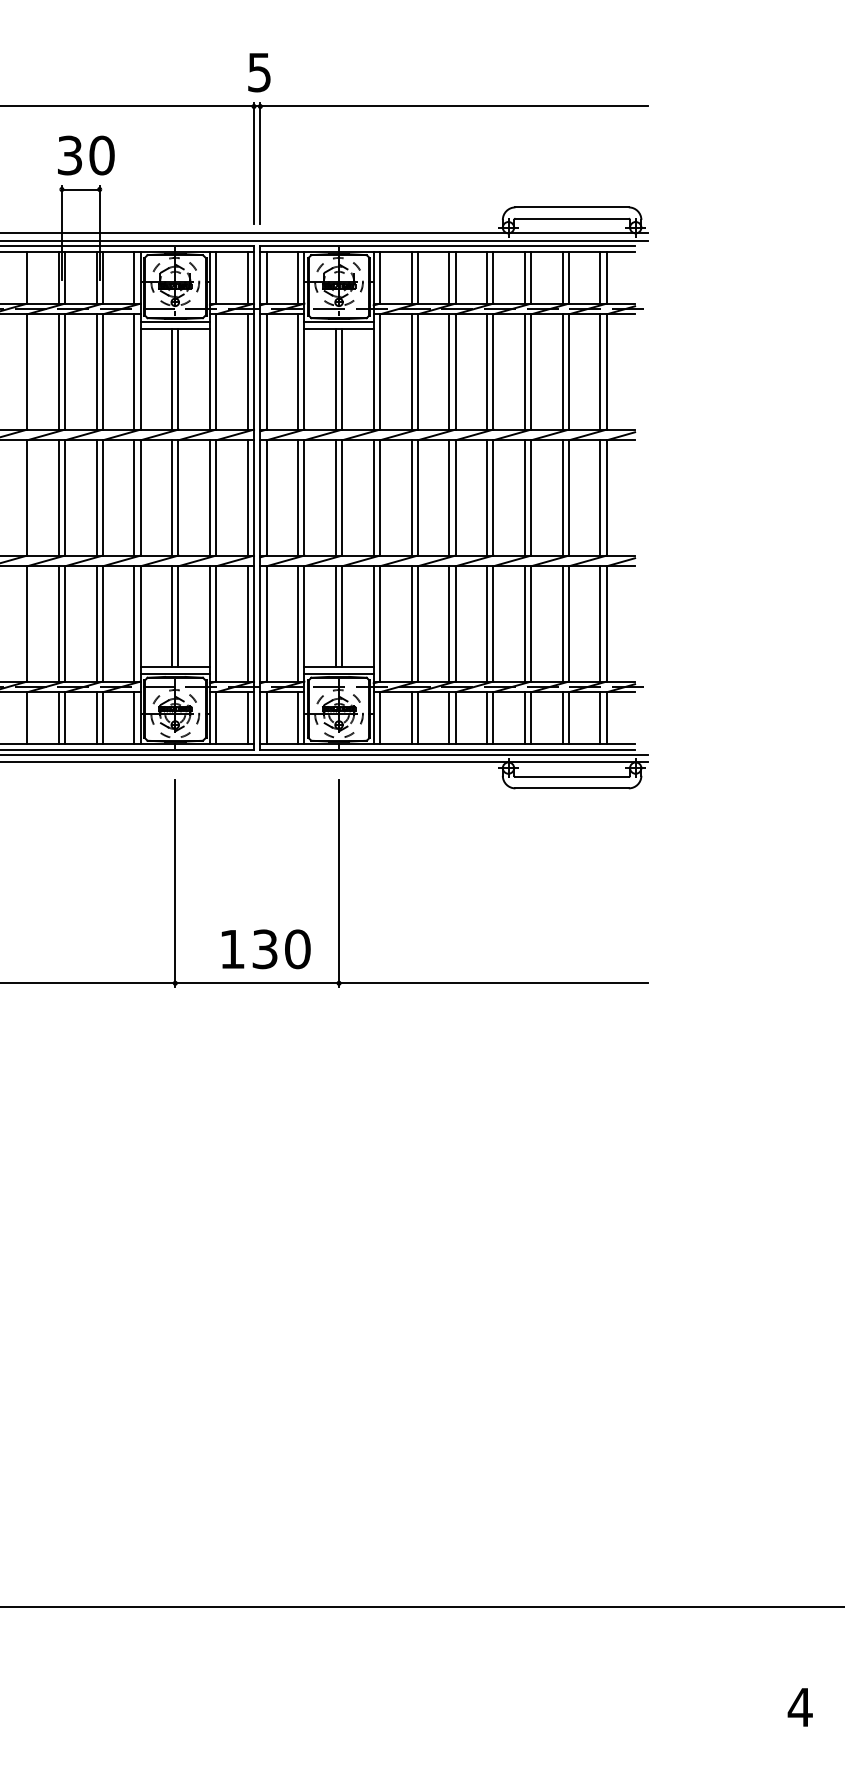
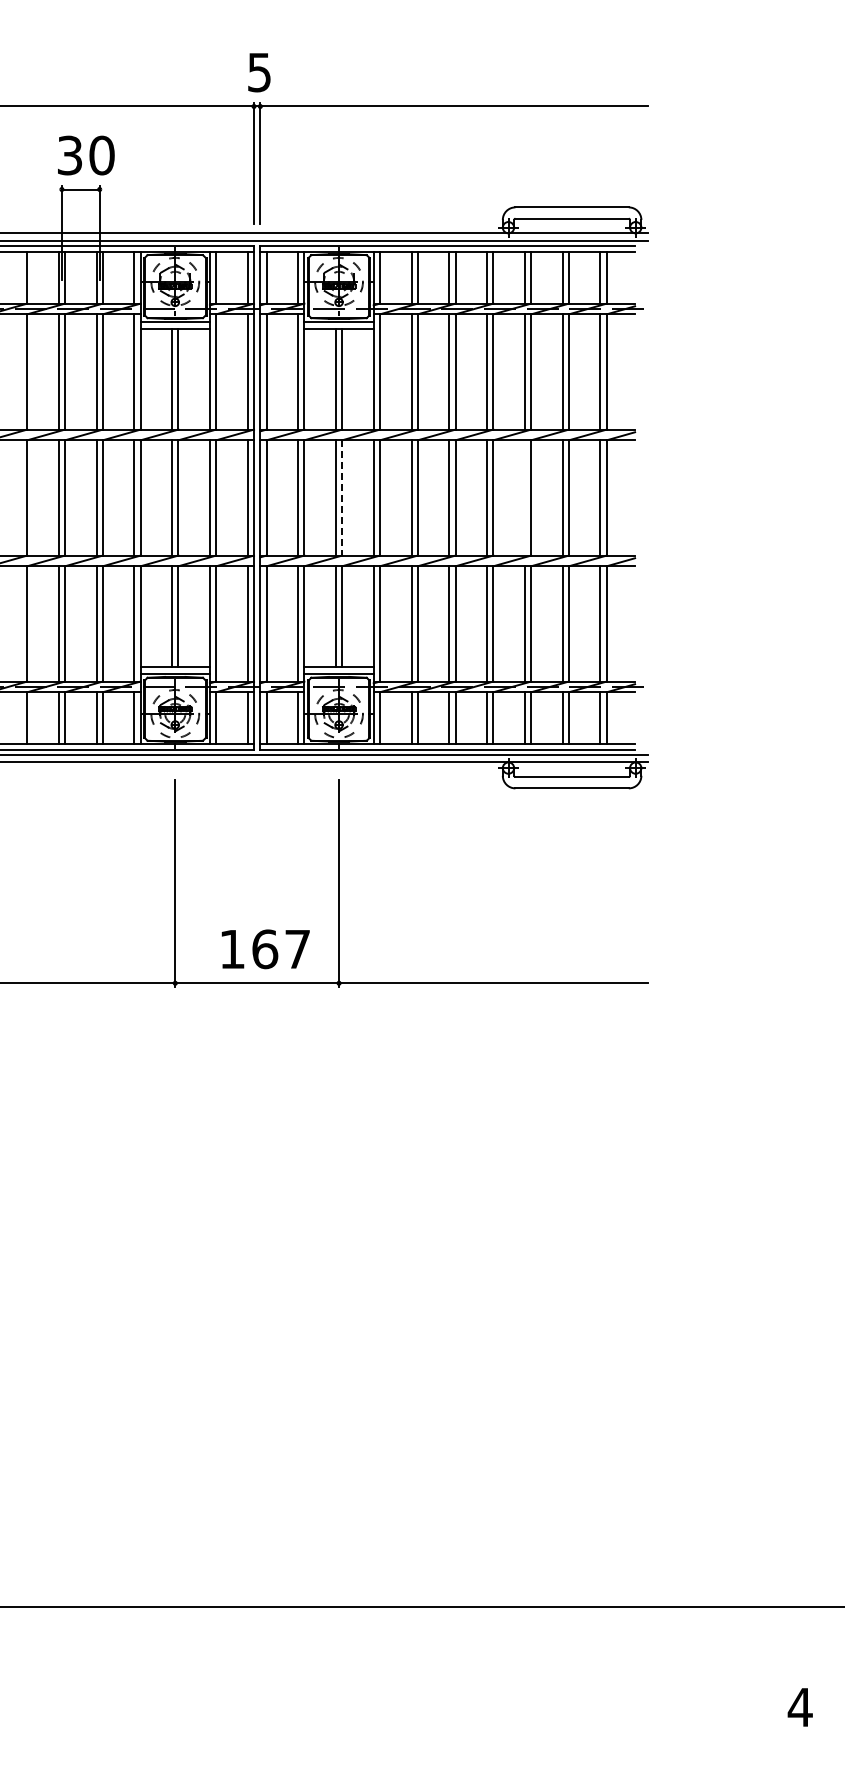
line: solid -> dashed (342, 497)
line: present -> none (524, 497)
text: 130 -> 167 (281, 949)
